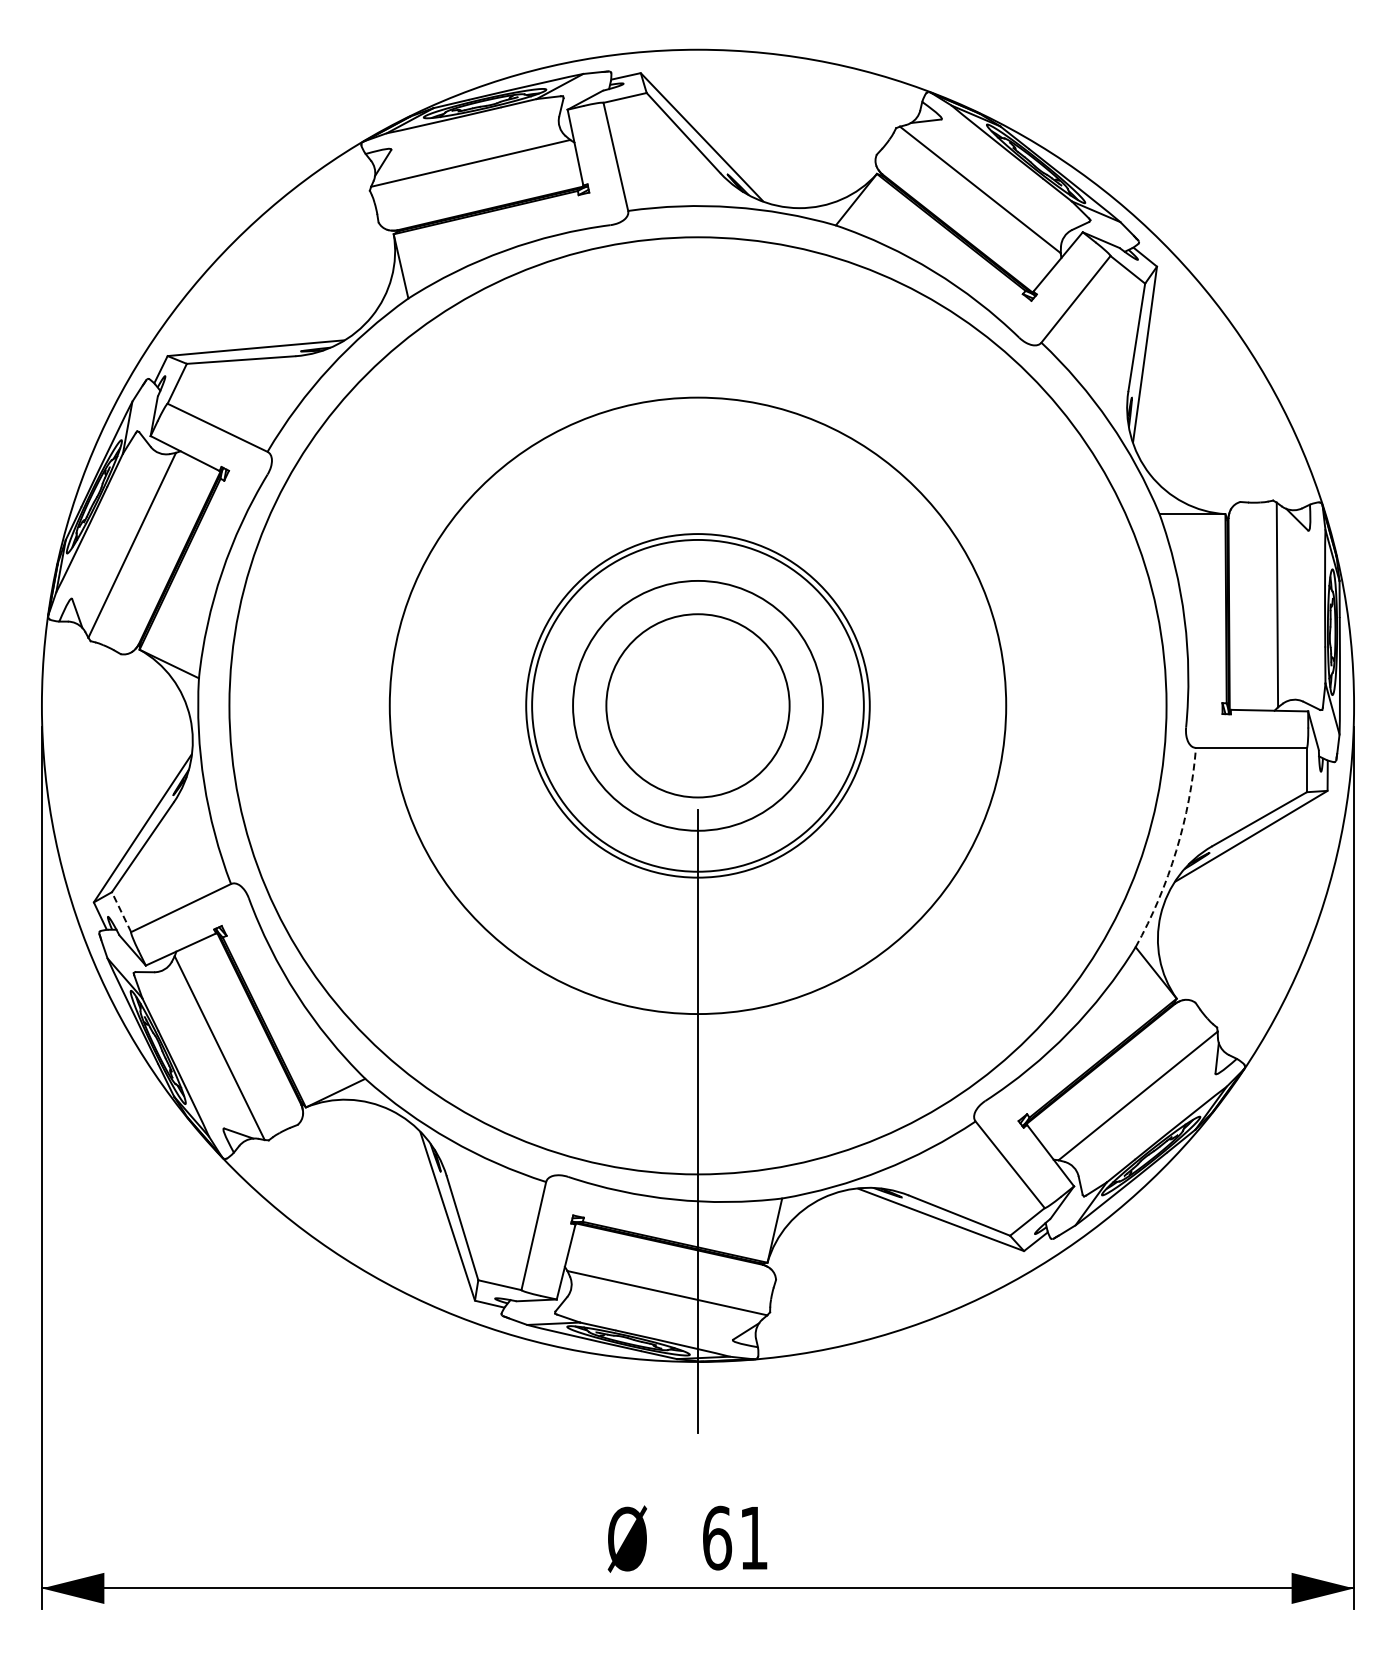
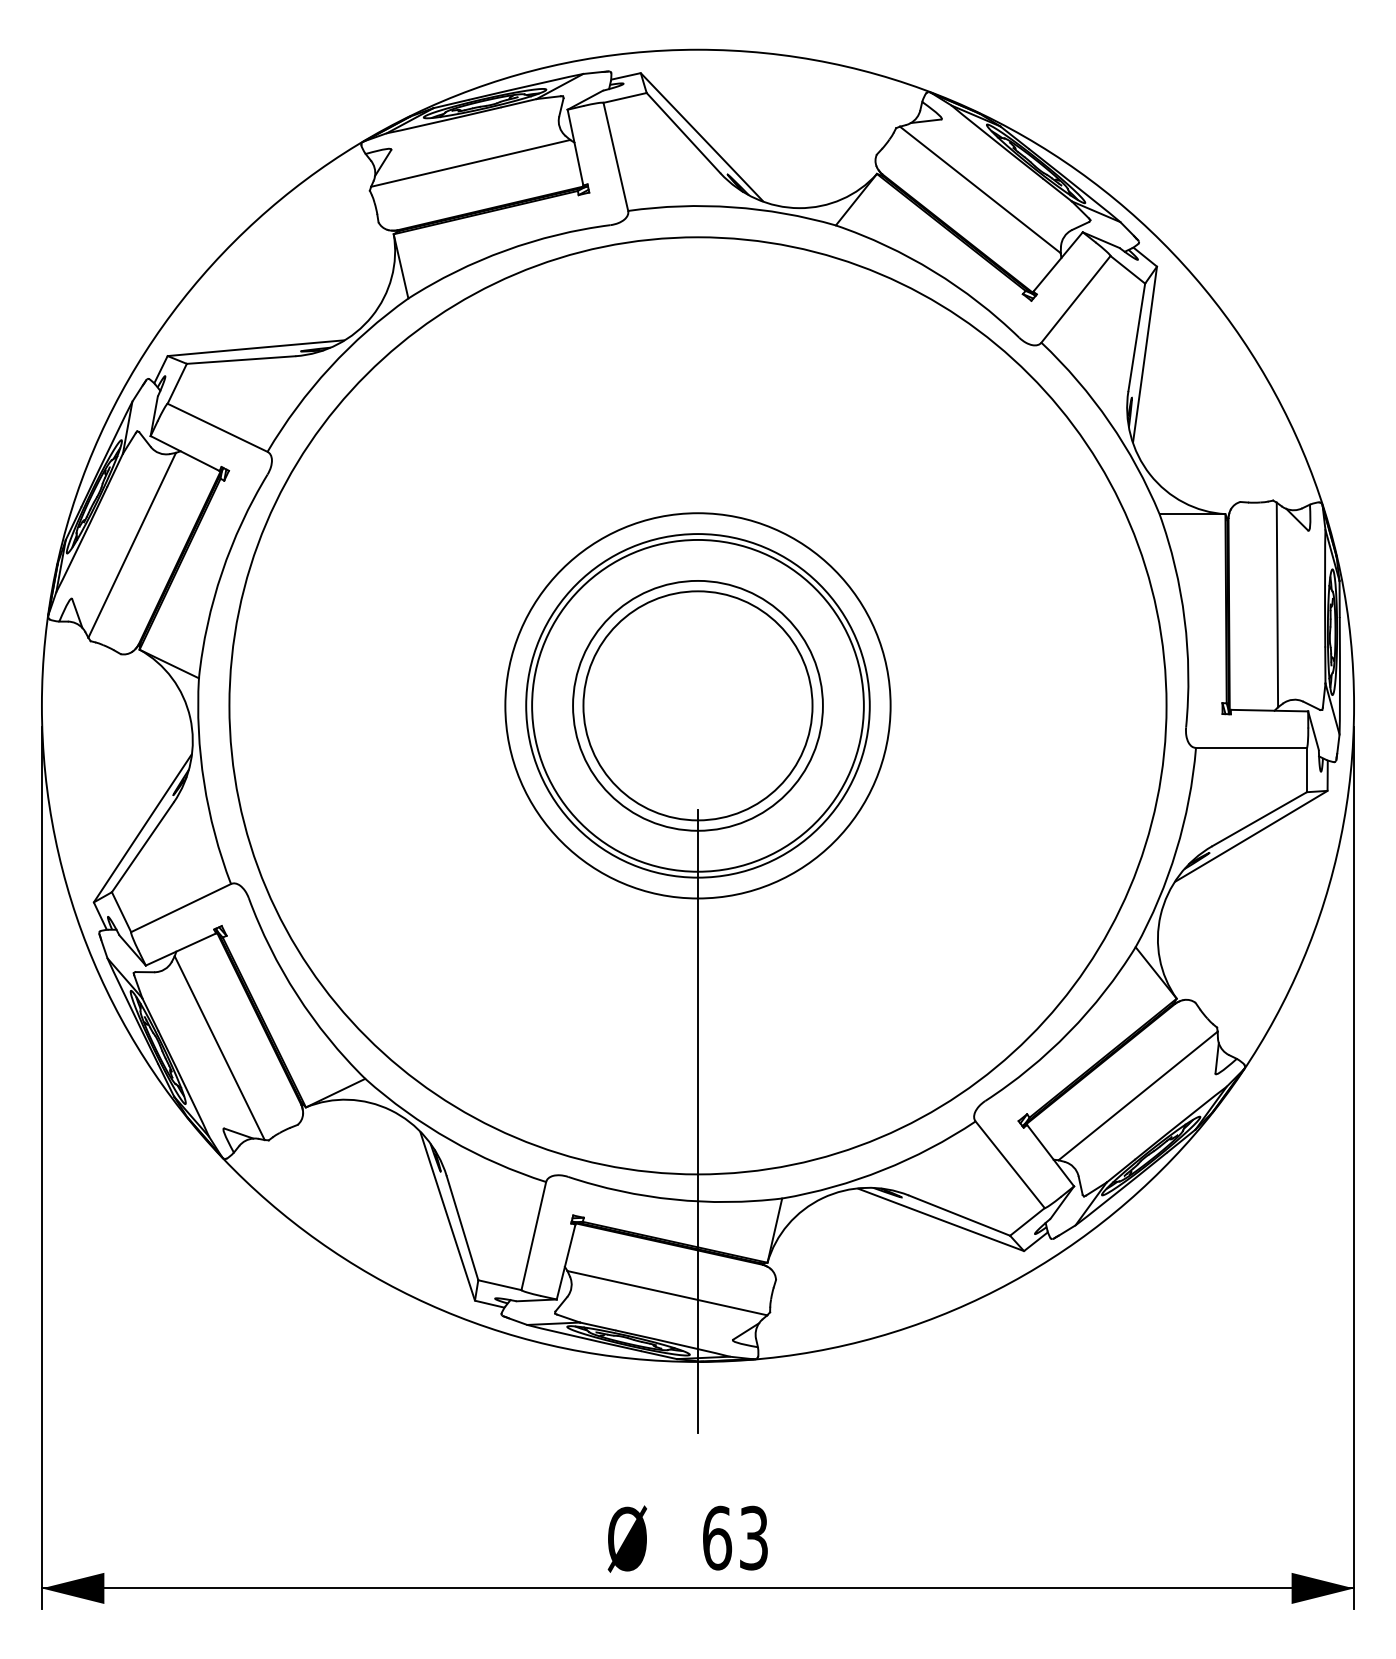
circle diameter: 183 px -> 229 px (697, 705)
circle diameter: 616 px -> 385 px (697, 705)
arc: dashed -> solid (1176, 850)
line: dashed -> solid (121, 911)
text: 61 -> 63 (753, 1537)
